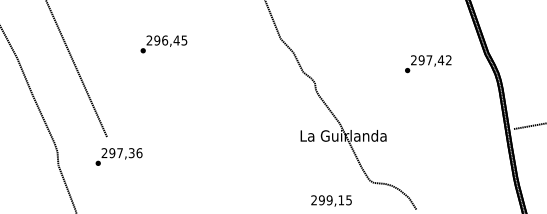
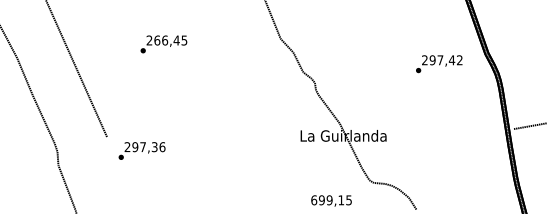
text: 296,45 -> 266,45 (157, 40)
text position: (428, 64) -> (439, 64) (439, 64)
text position: (118, 156) -> (141, 150) (141, 150)
text: 299,15 -> 699,15 (314, 200)
